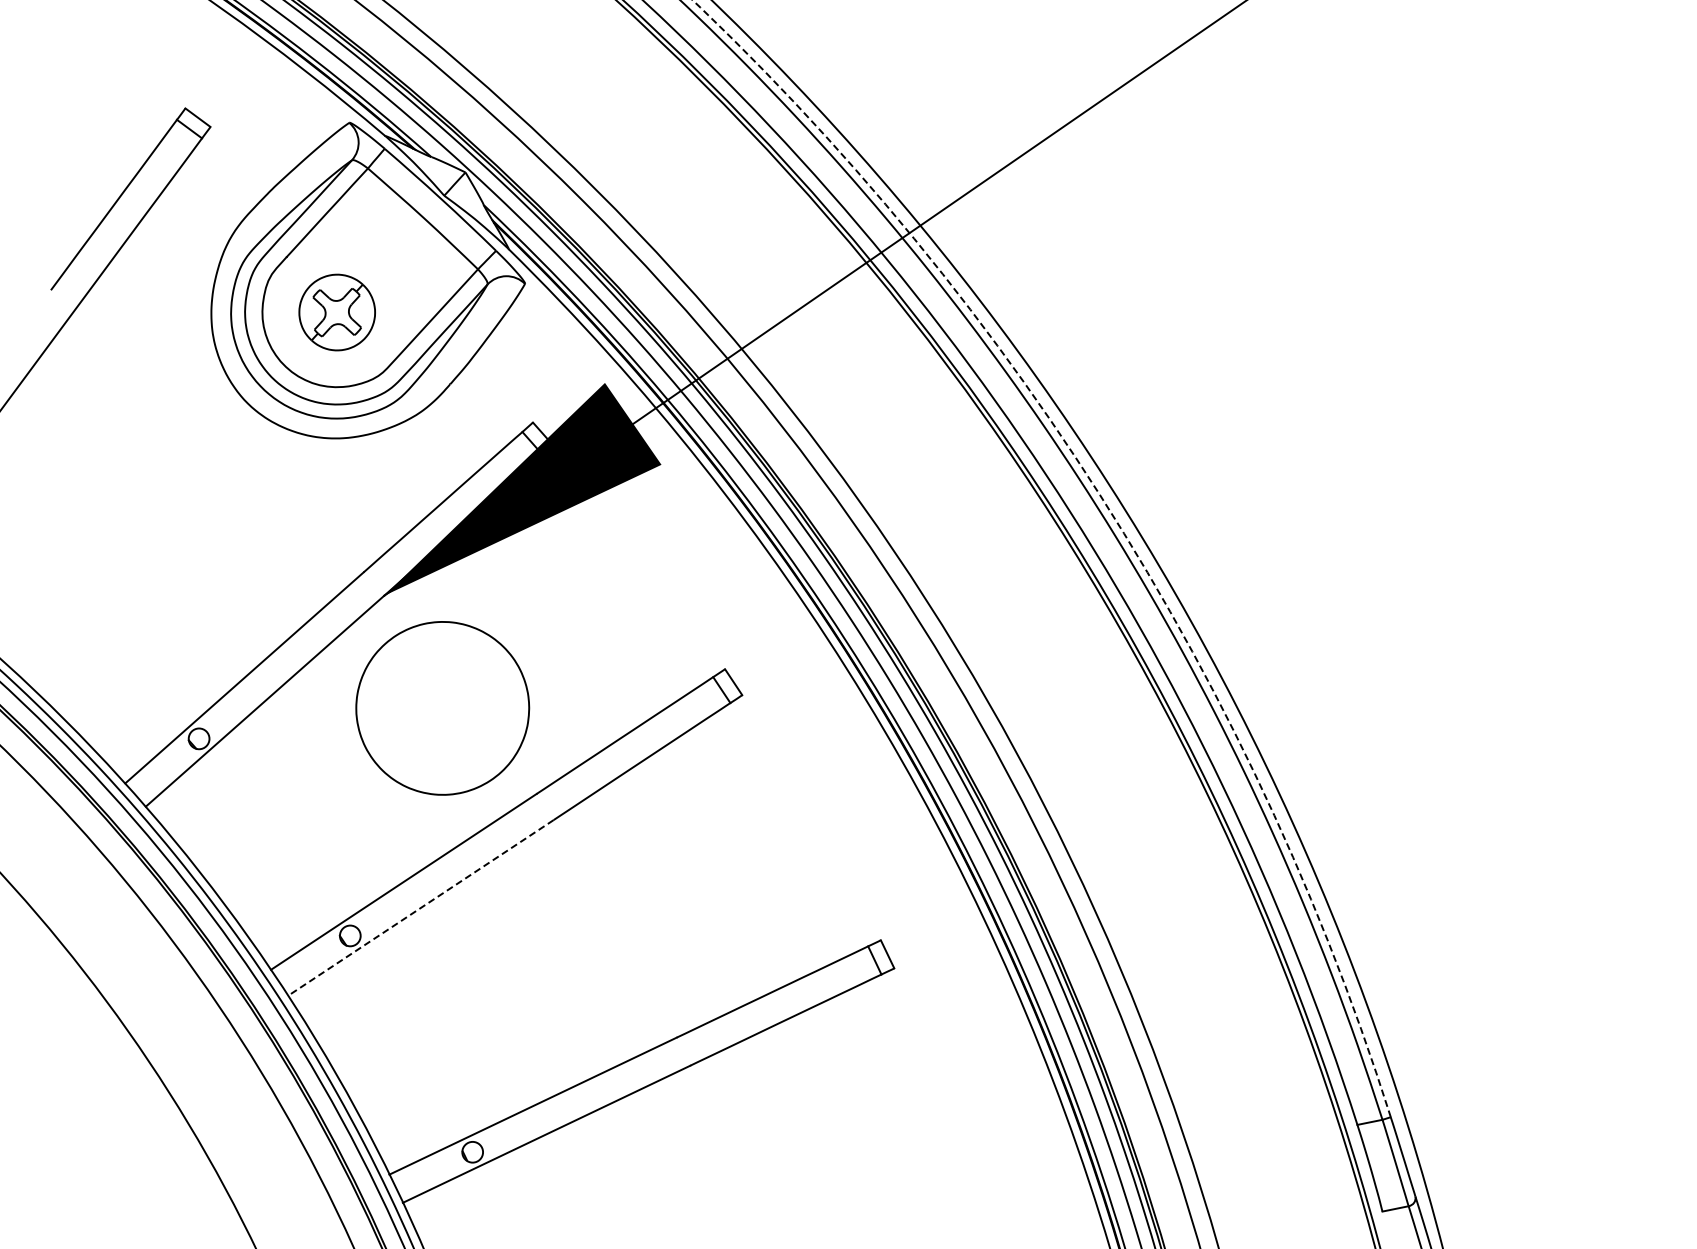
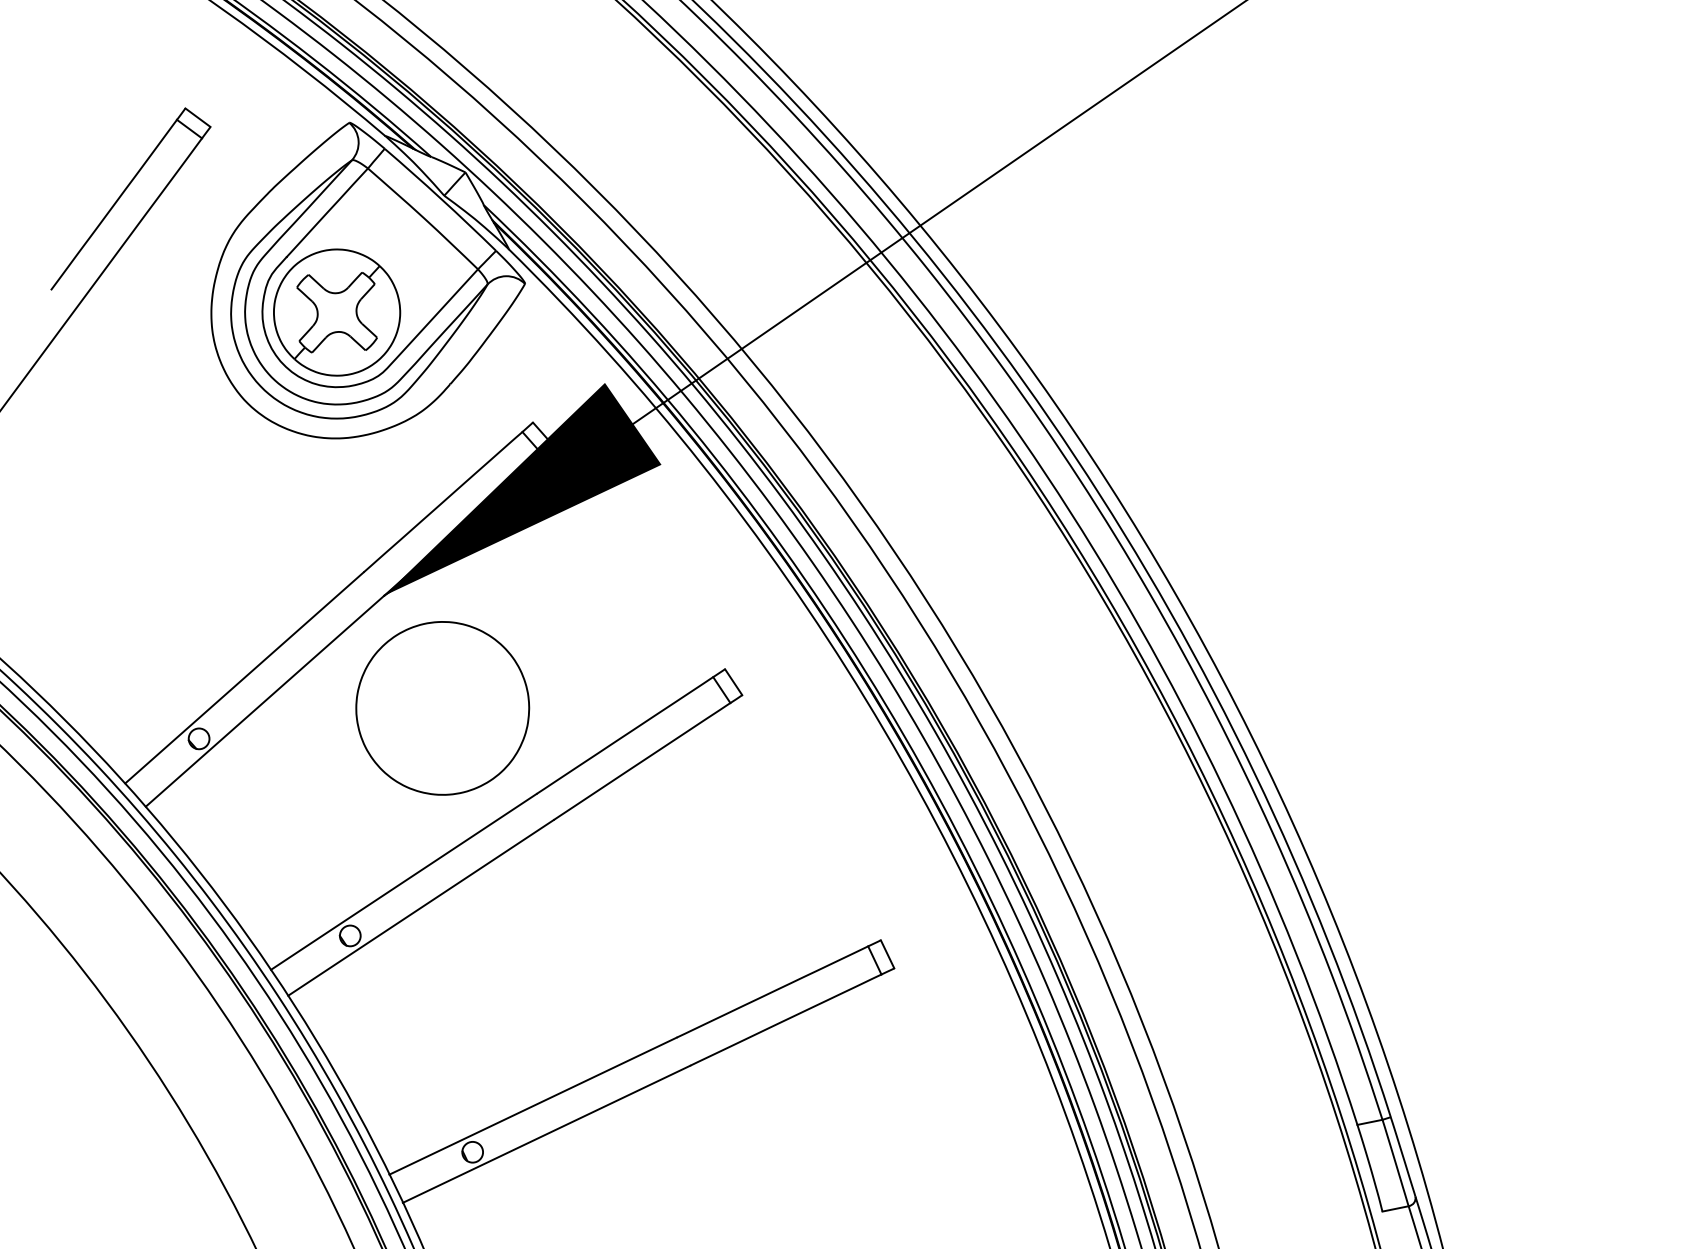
part size: 78x79 px -> 129x129 px (337, 312)
arc: dashed -> solid (1111, 513)
line: dashed -> solid (420, 908)
